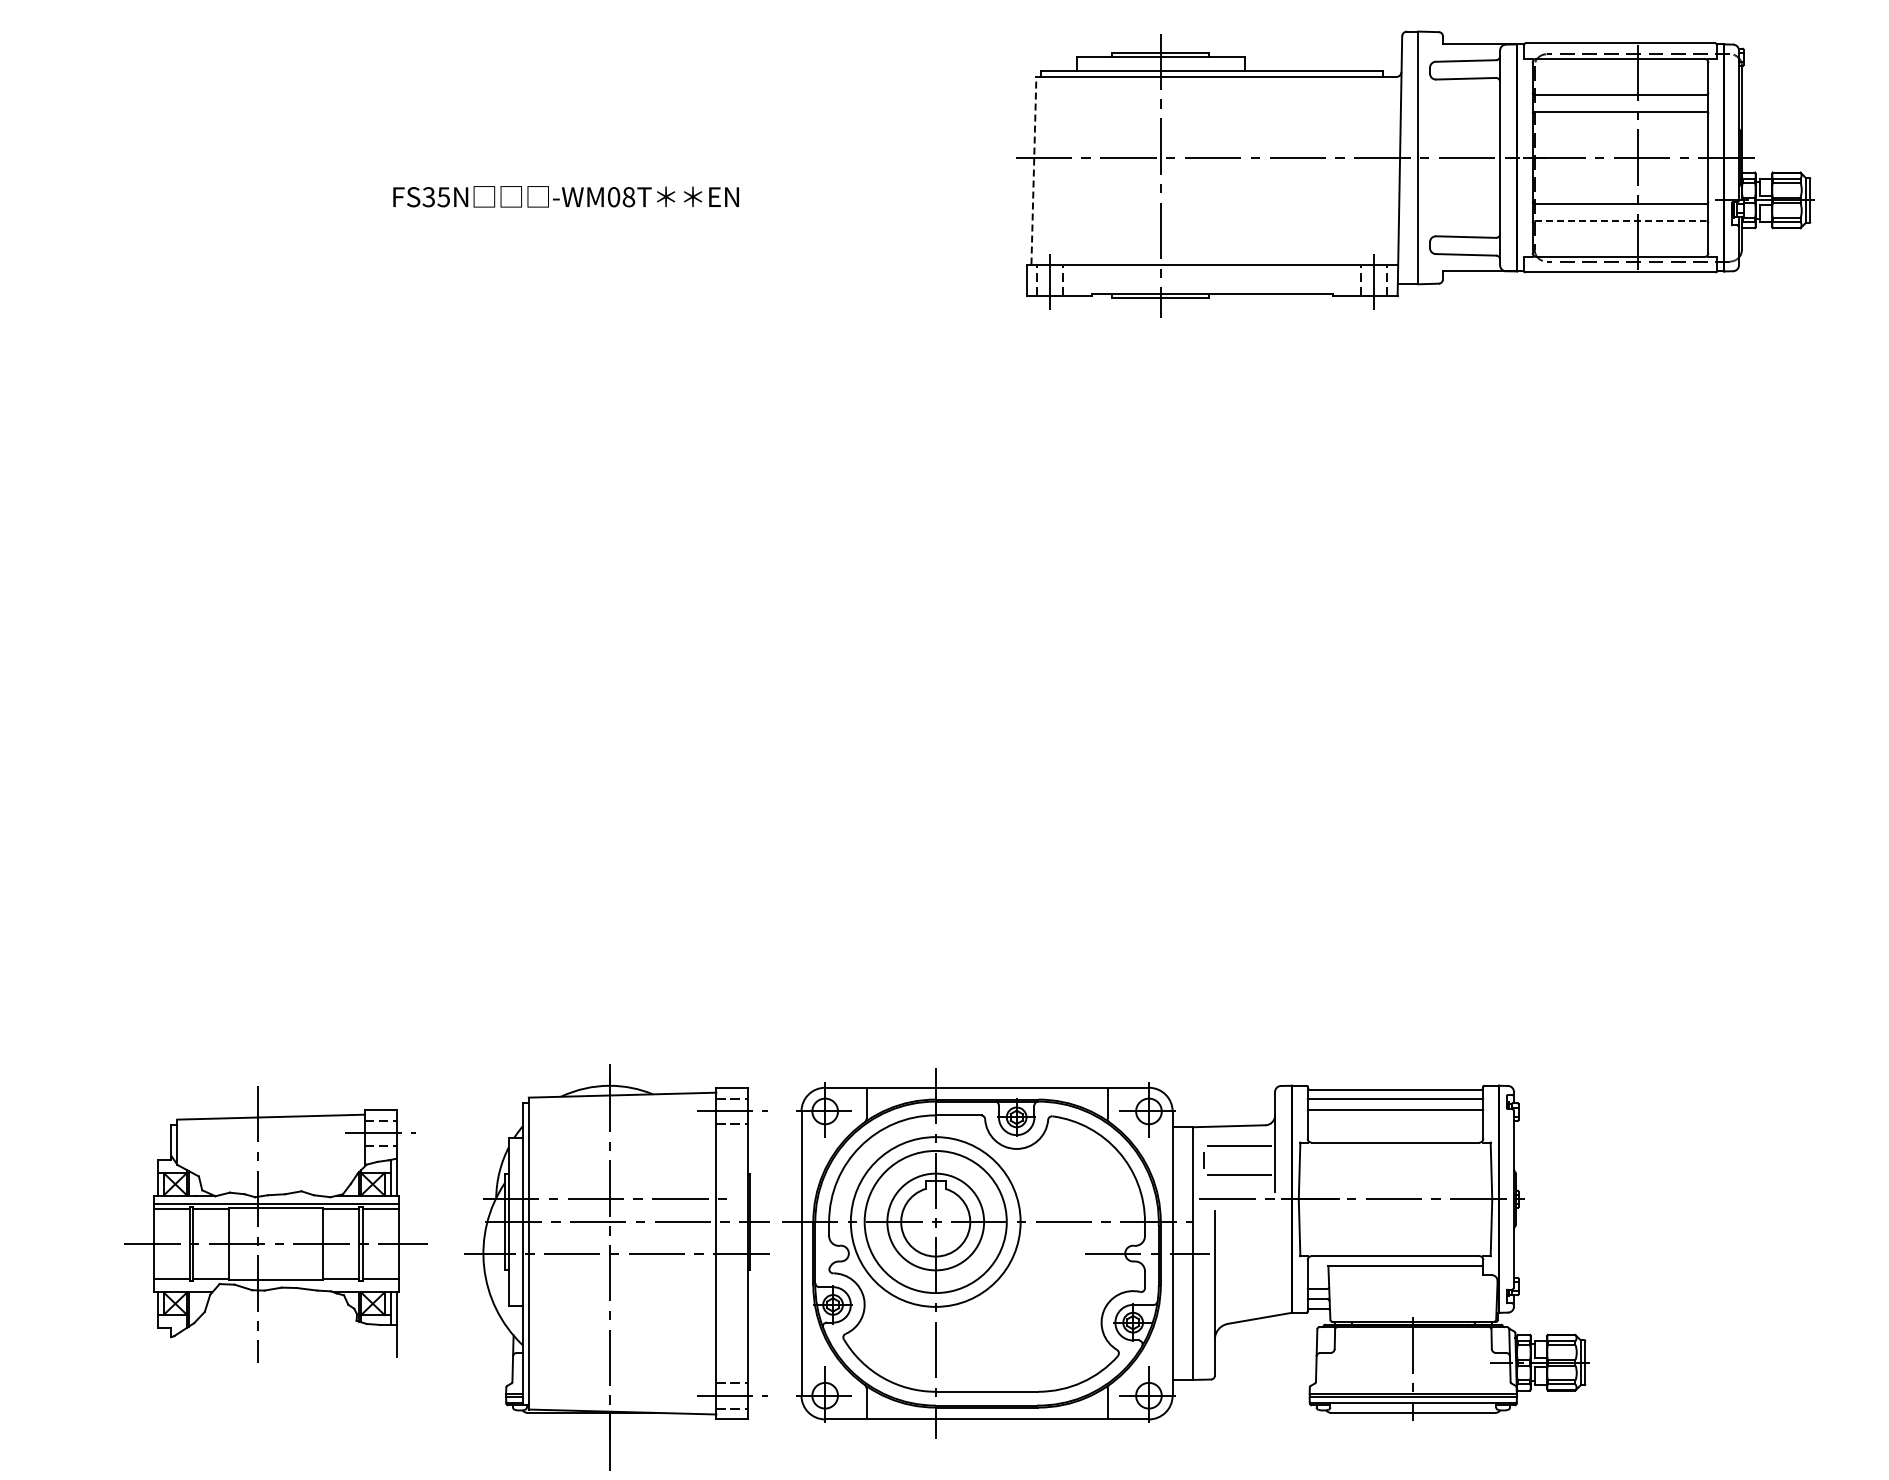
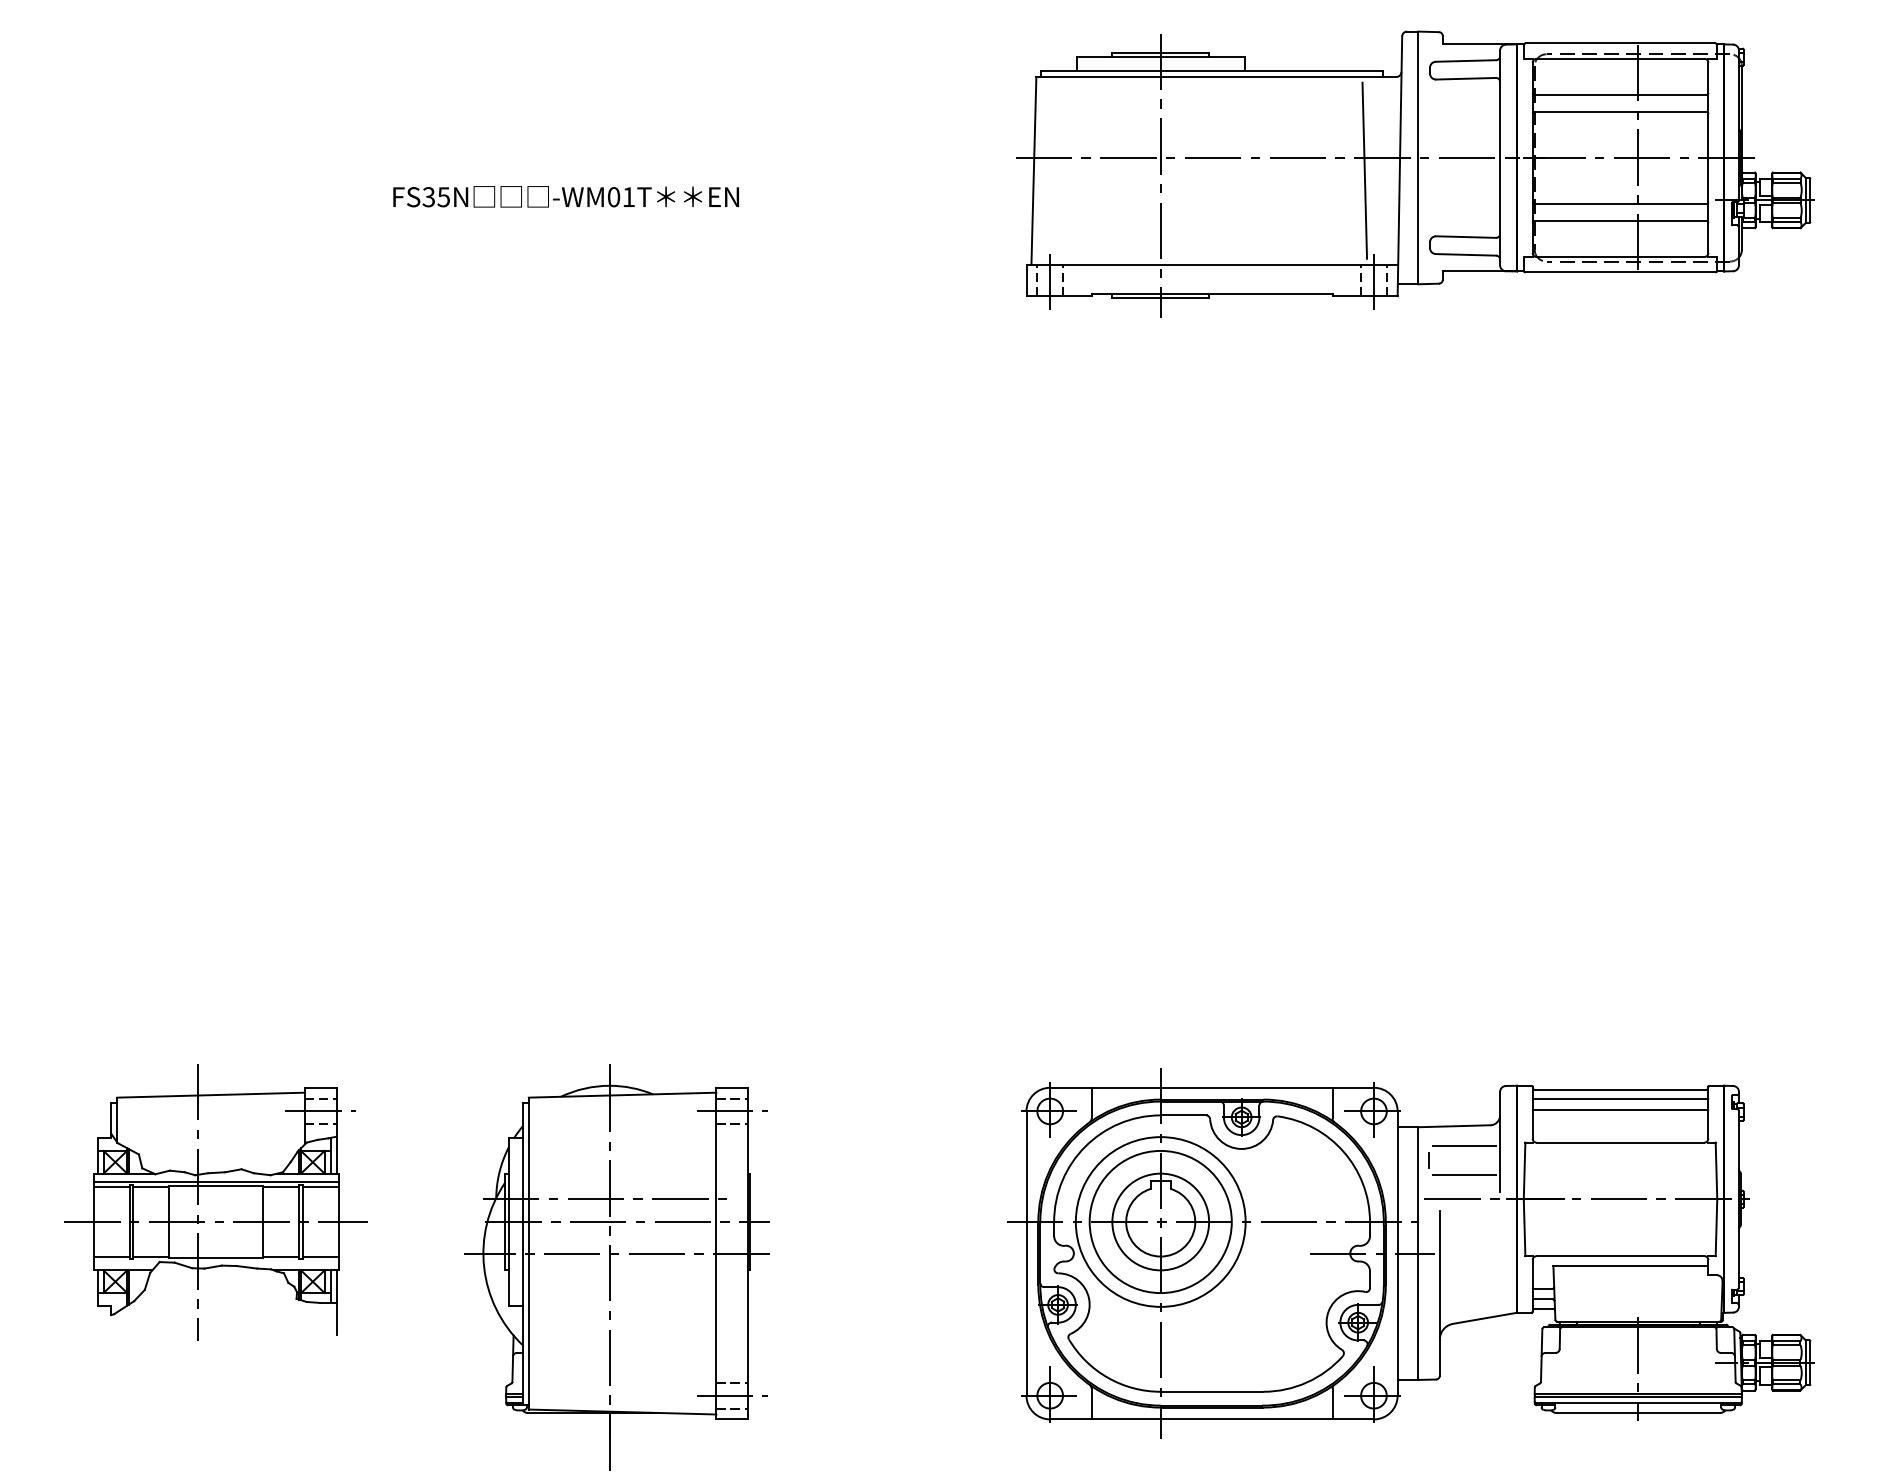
line: dashed -> solid (1033, 170)
line: none -> present (1364, 170)
text: -WM08T -> -WM01T (628, 197)
line: dashed -> solid (1620, 220)
part position: (275, 1224) -> (215, 1202) (215, 1202)
part position: (1185, 1253) -> (1410, 1253) (1410, 1253)
